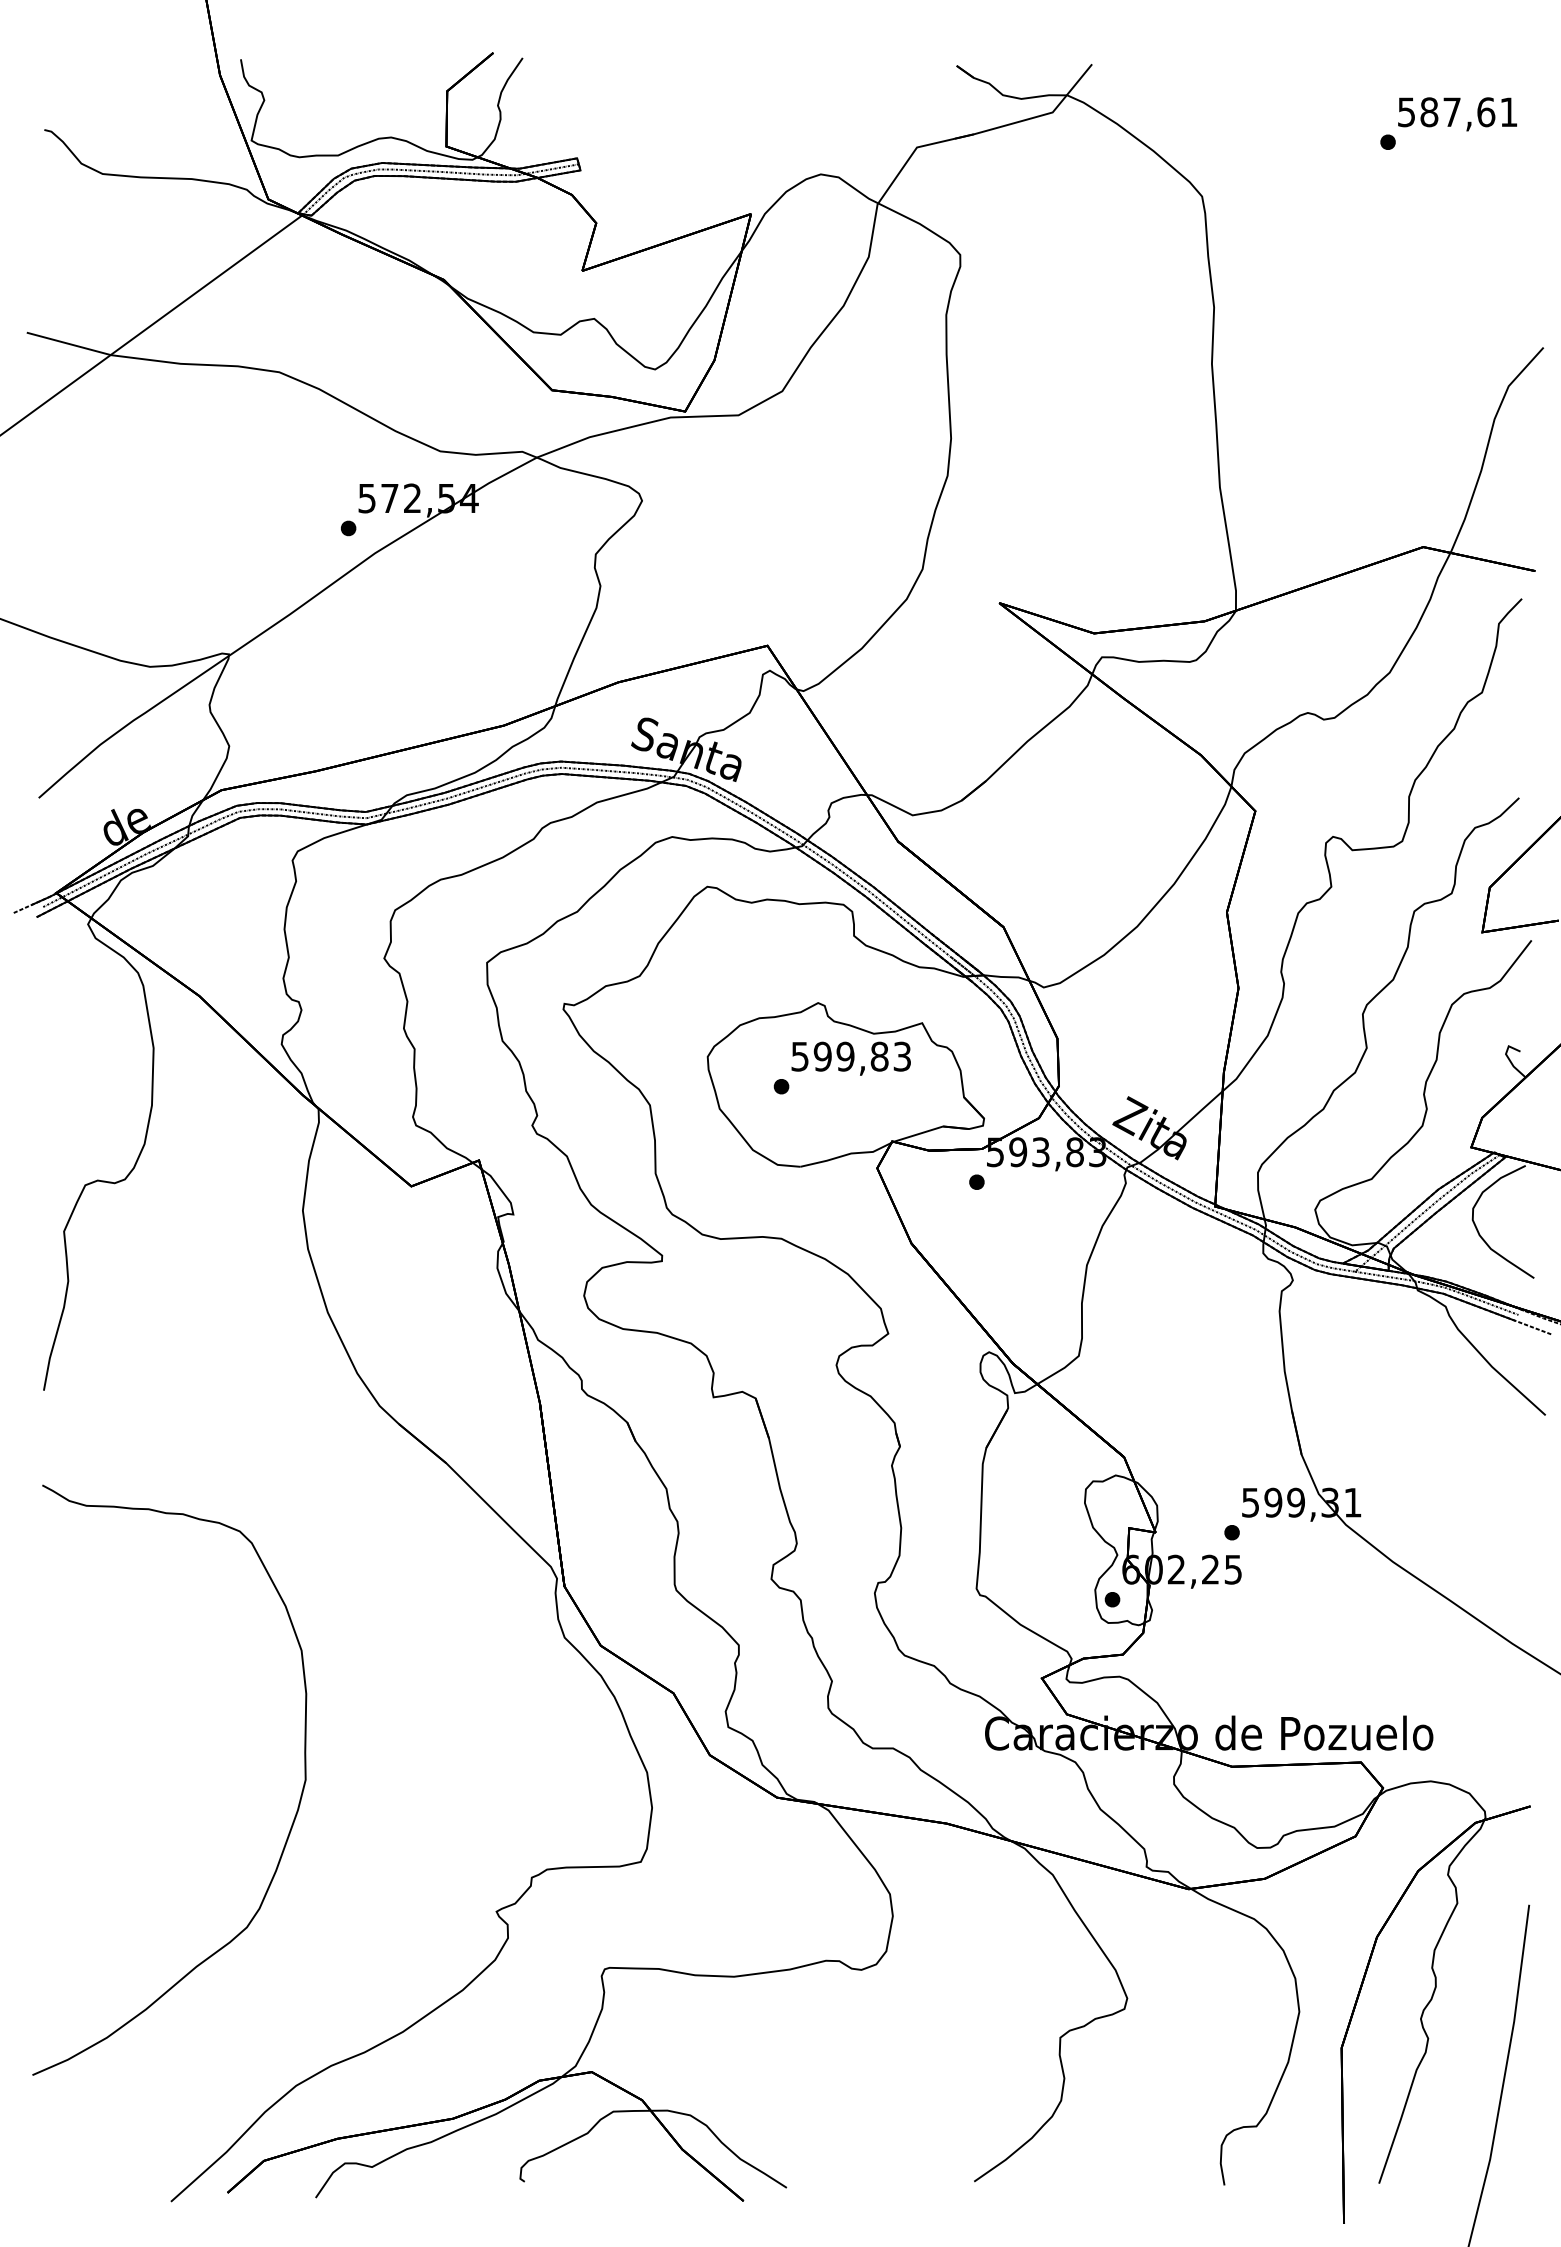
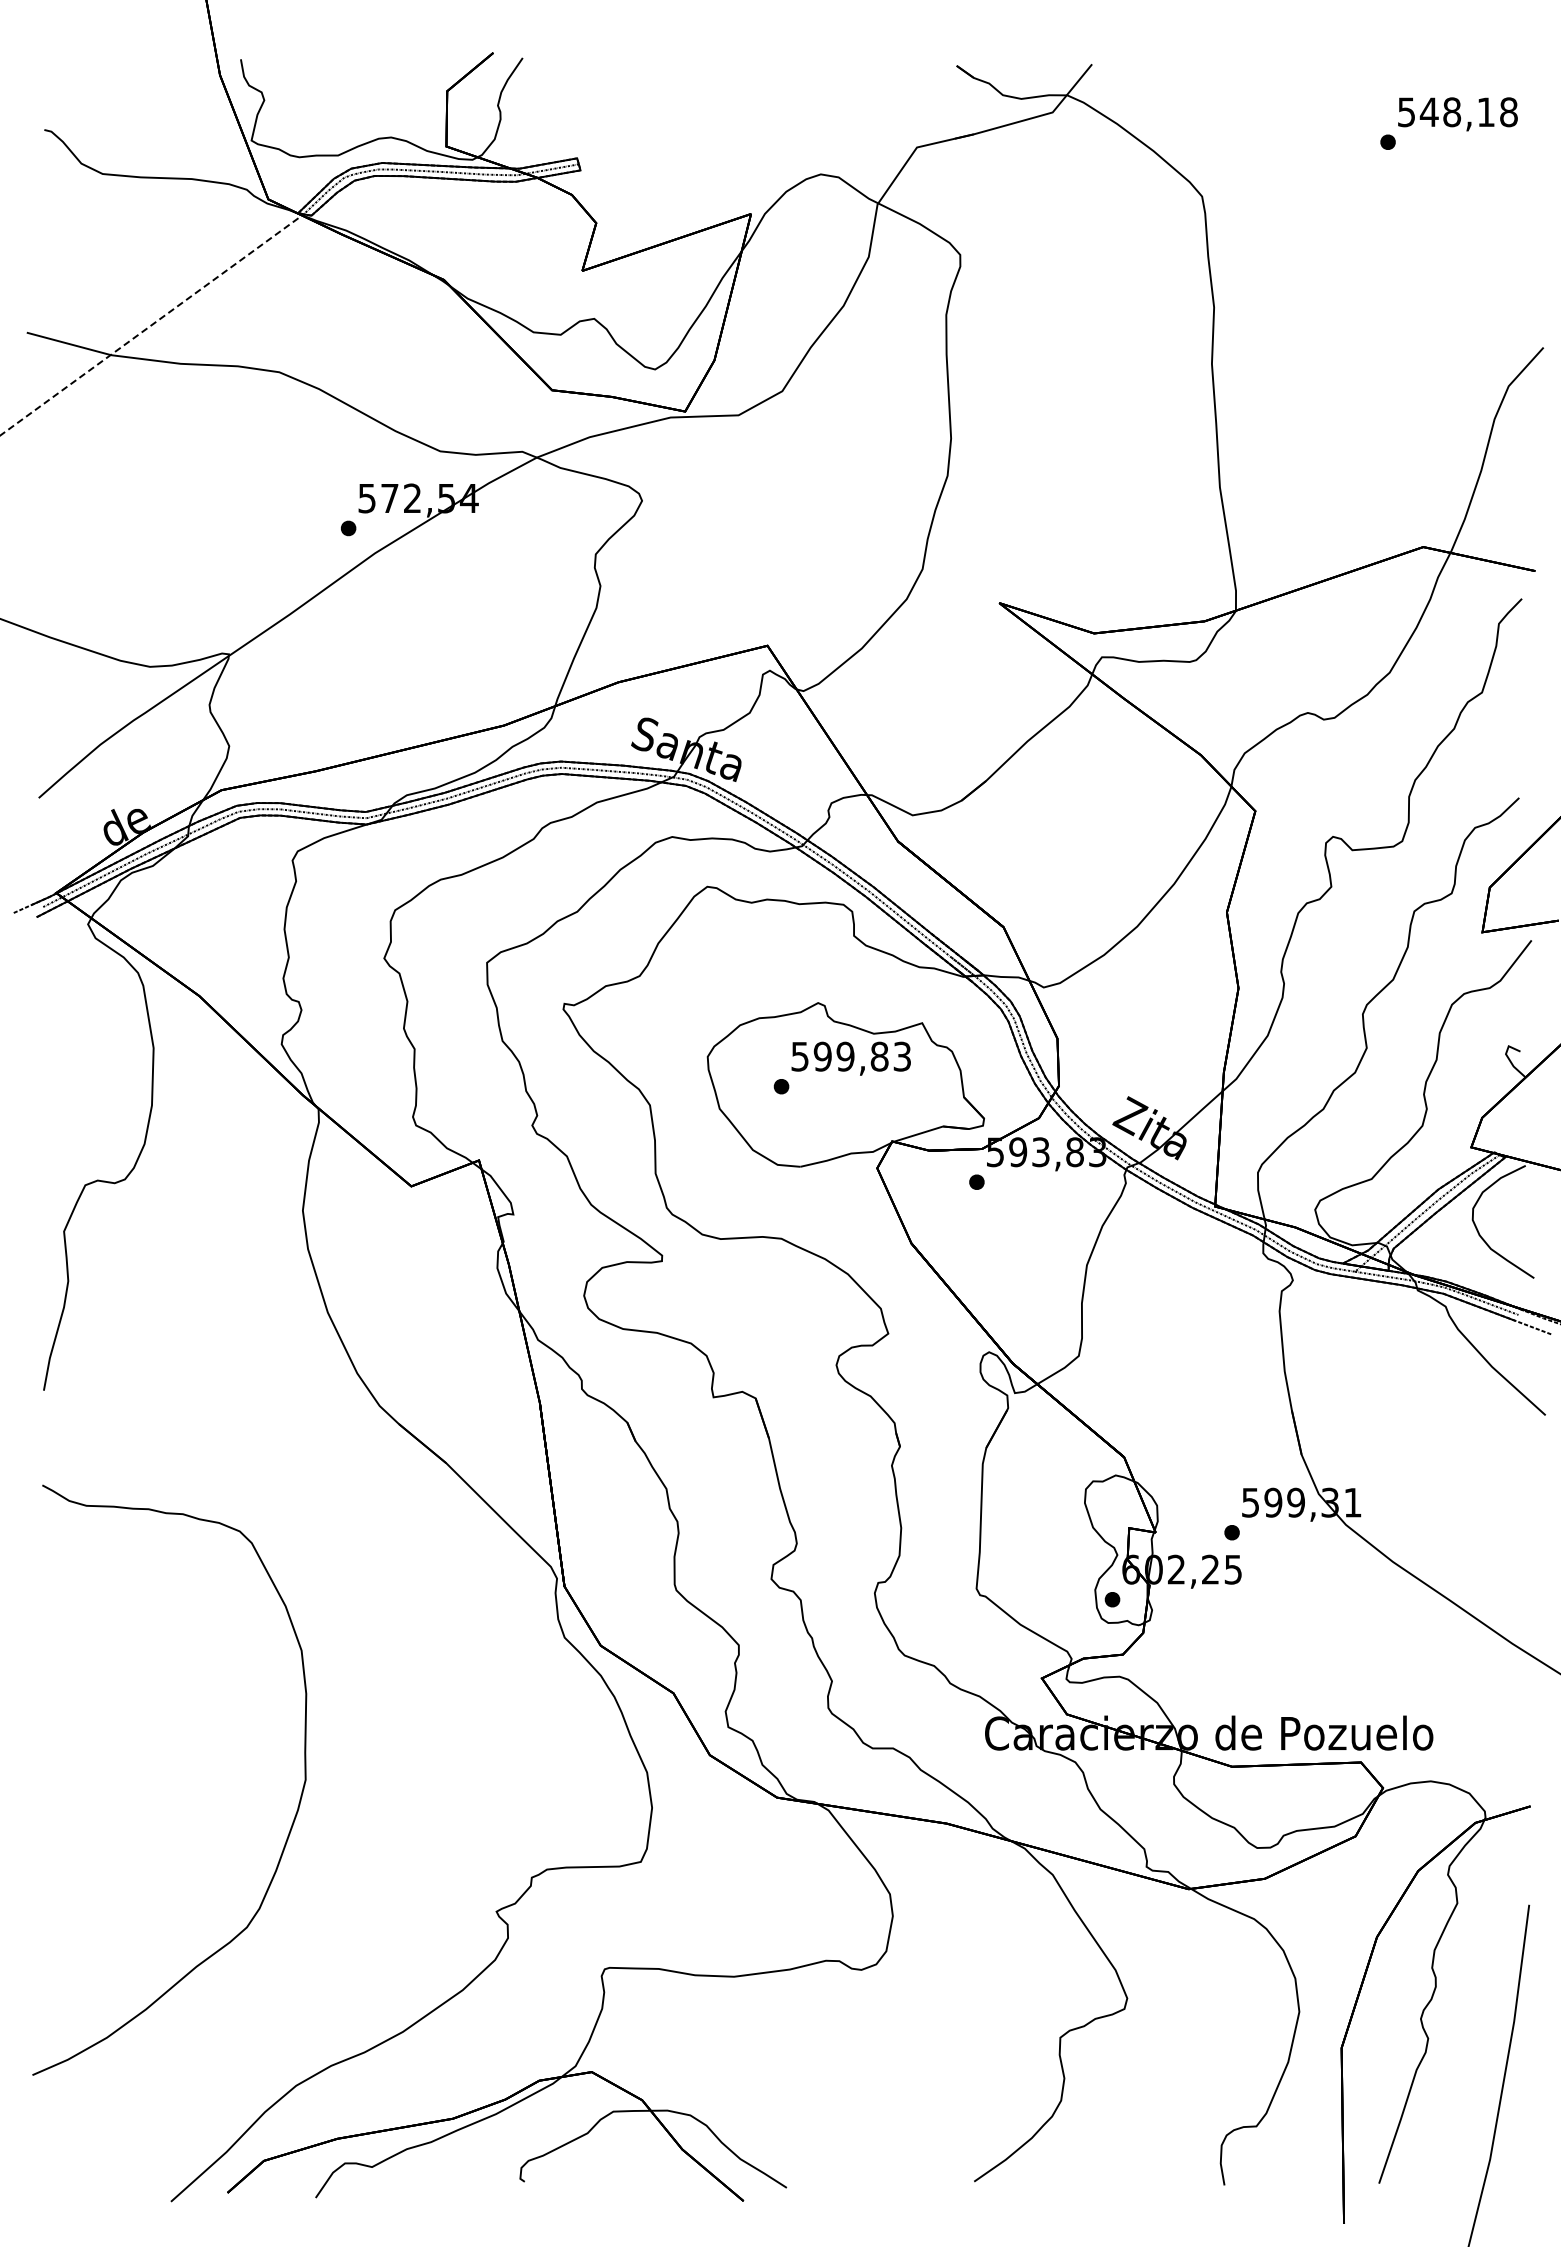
text: 587,61 -> 548,18 (1468, 112)
line: solid -> dashed (151, 325)
